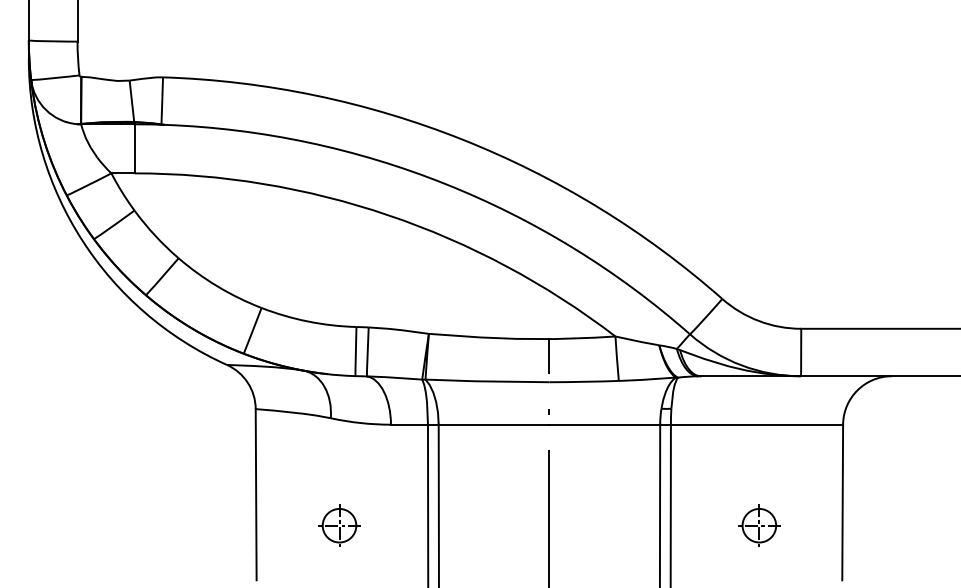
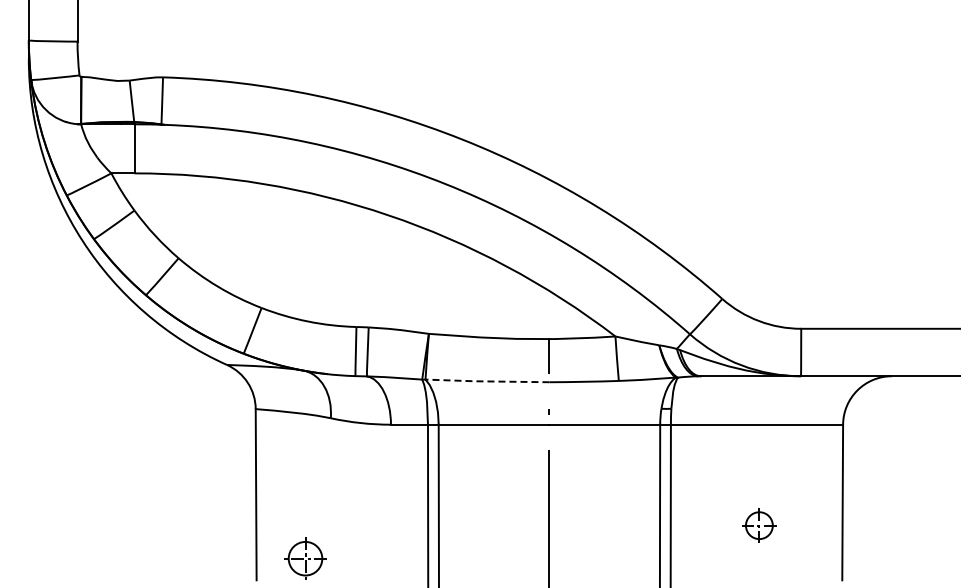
line: solid -> dashed (486, 381)
part position: (339, 525) -> (305, 558) (305, 558)
part size: 43x43 px -> 35x35 px (759, 525)
